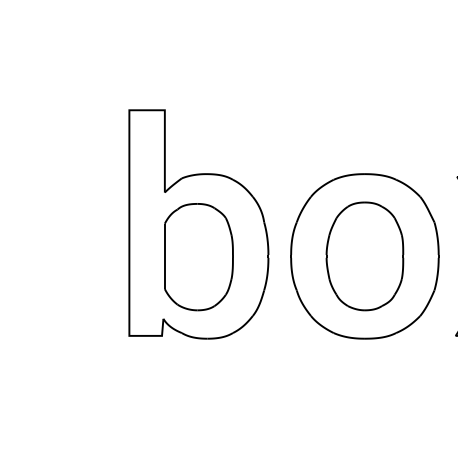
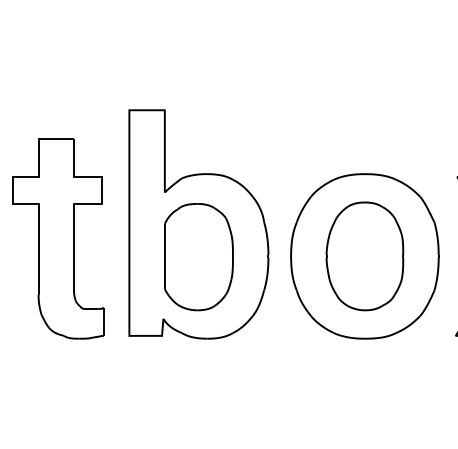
part: none -> present (58, 238)
